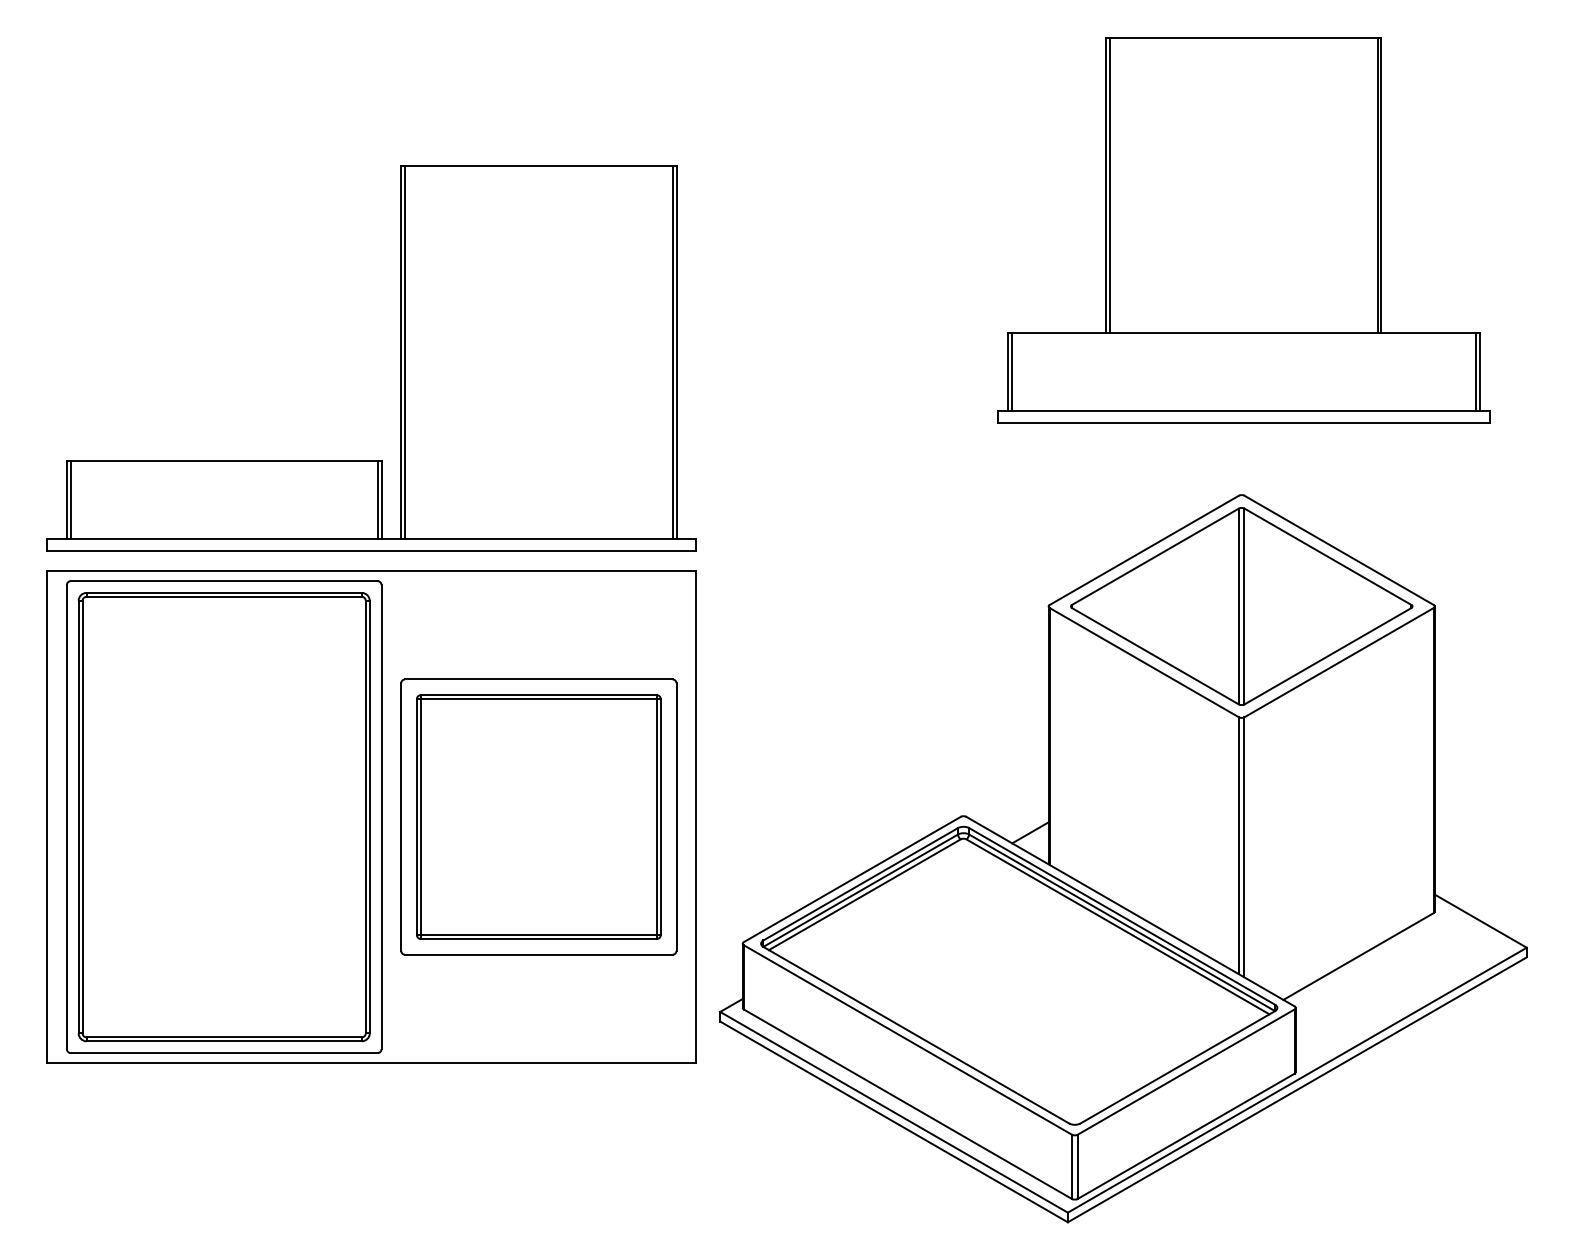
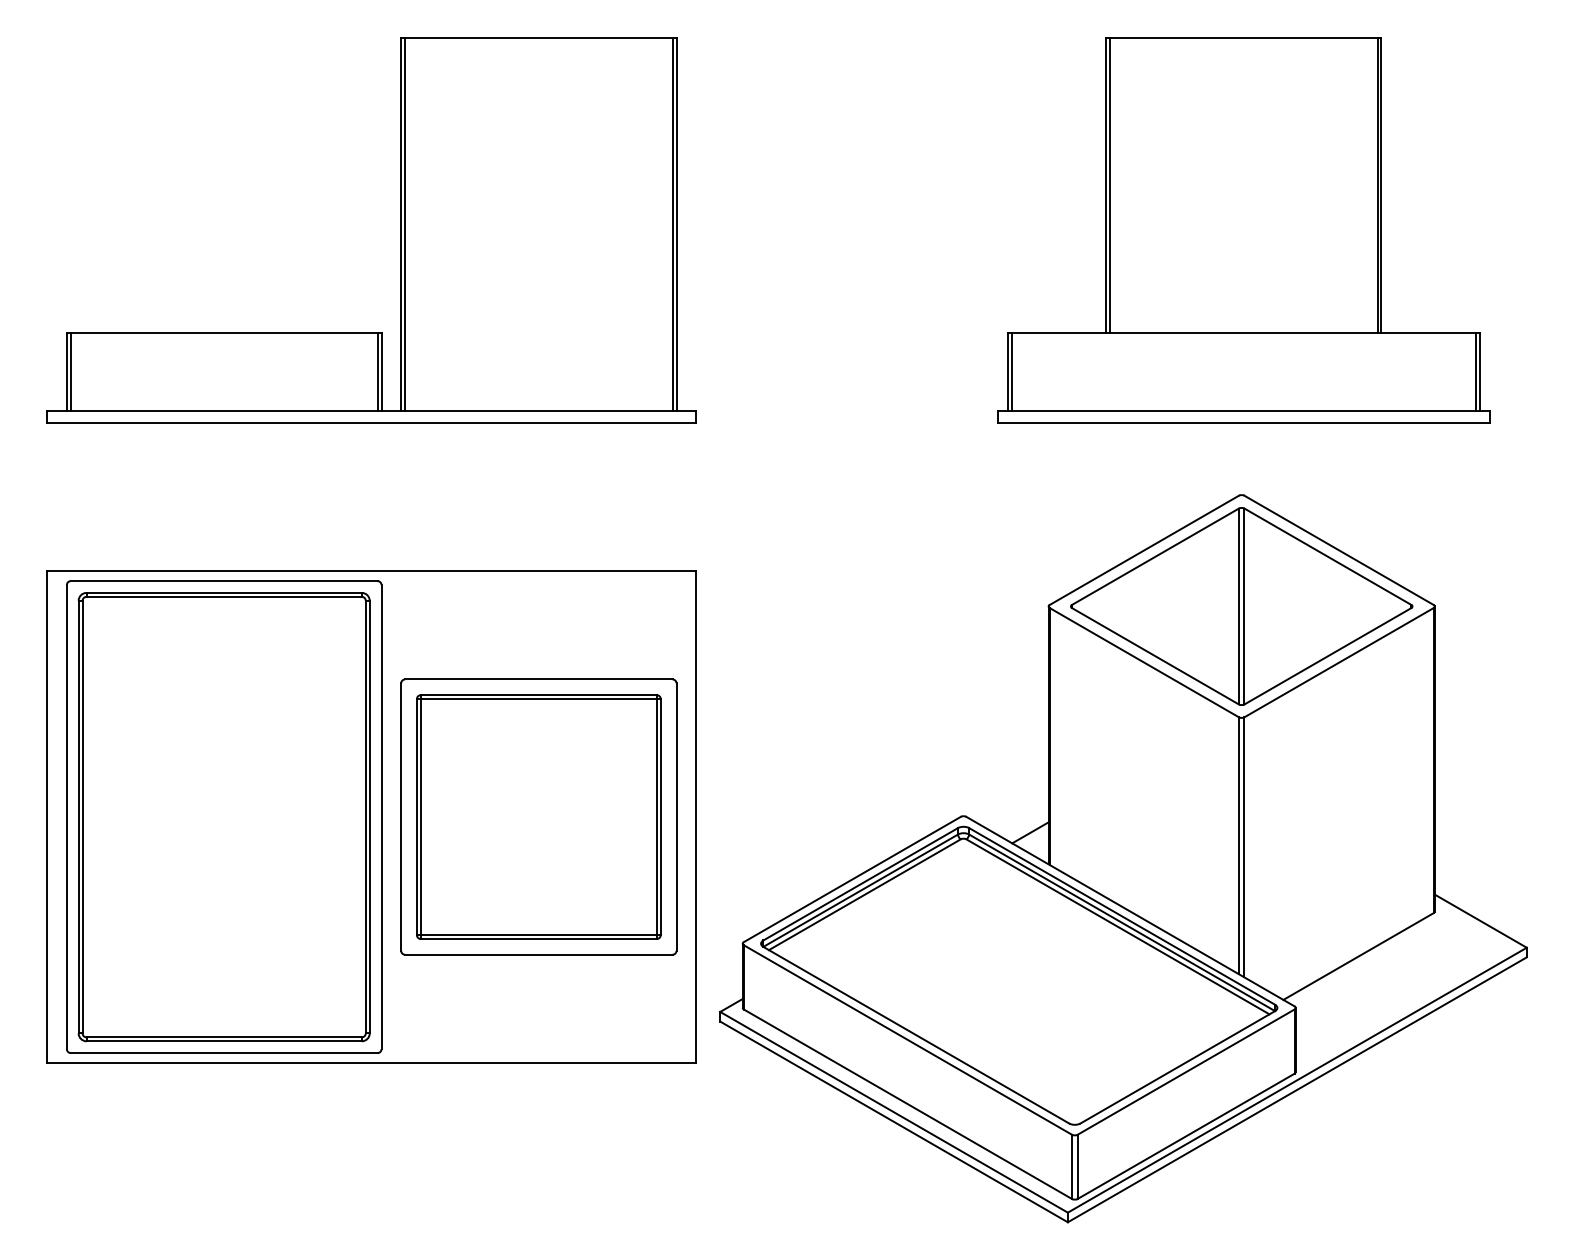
part position: (400, 358) -> (400, 230) (400, 230)
